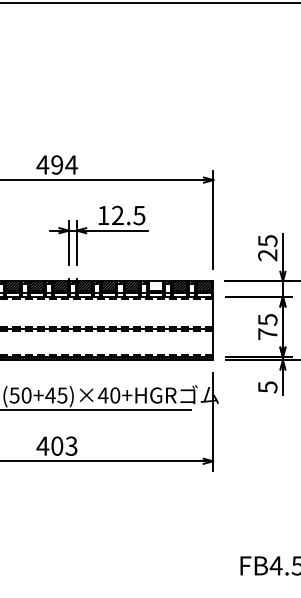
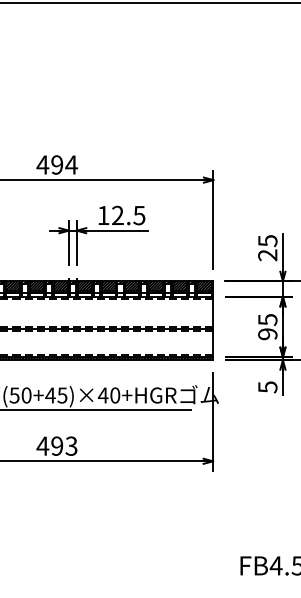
hatch: none -> present (156, 285)
text: 75 -> 95 (267, 334)
text: 403 -> 493 (57, 445)
